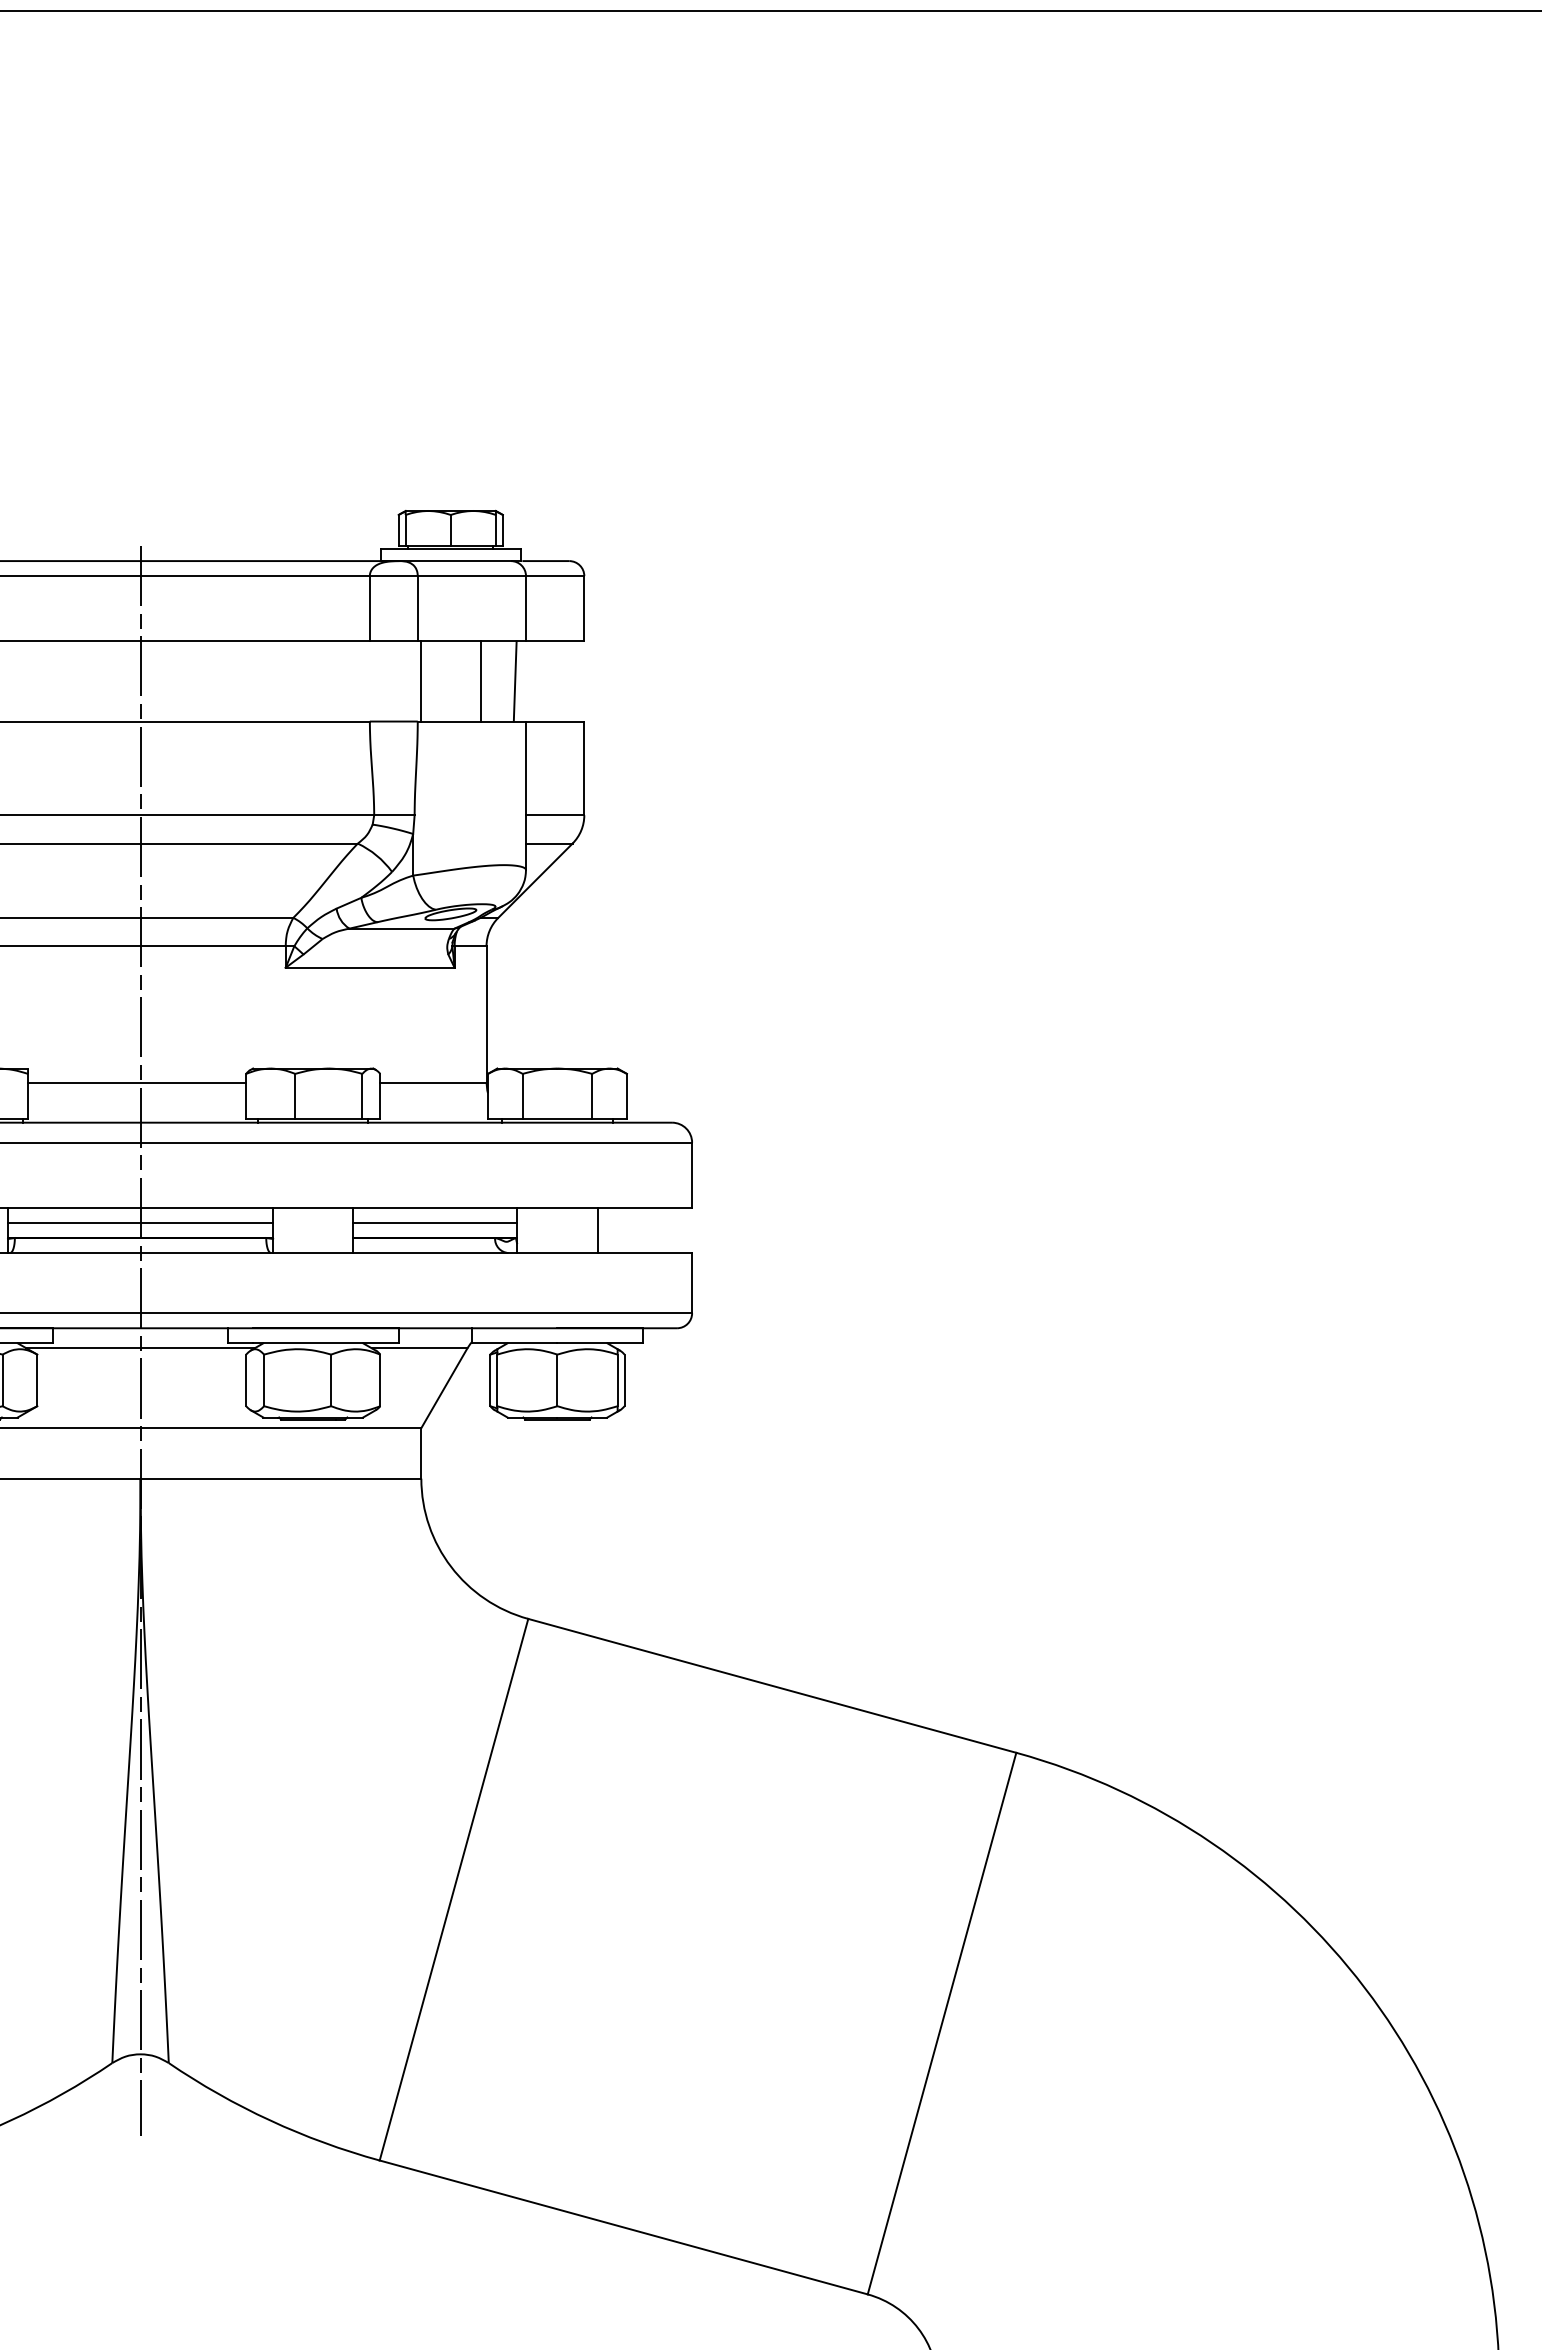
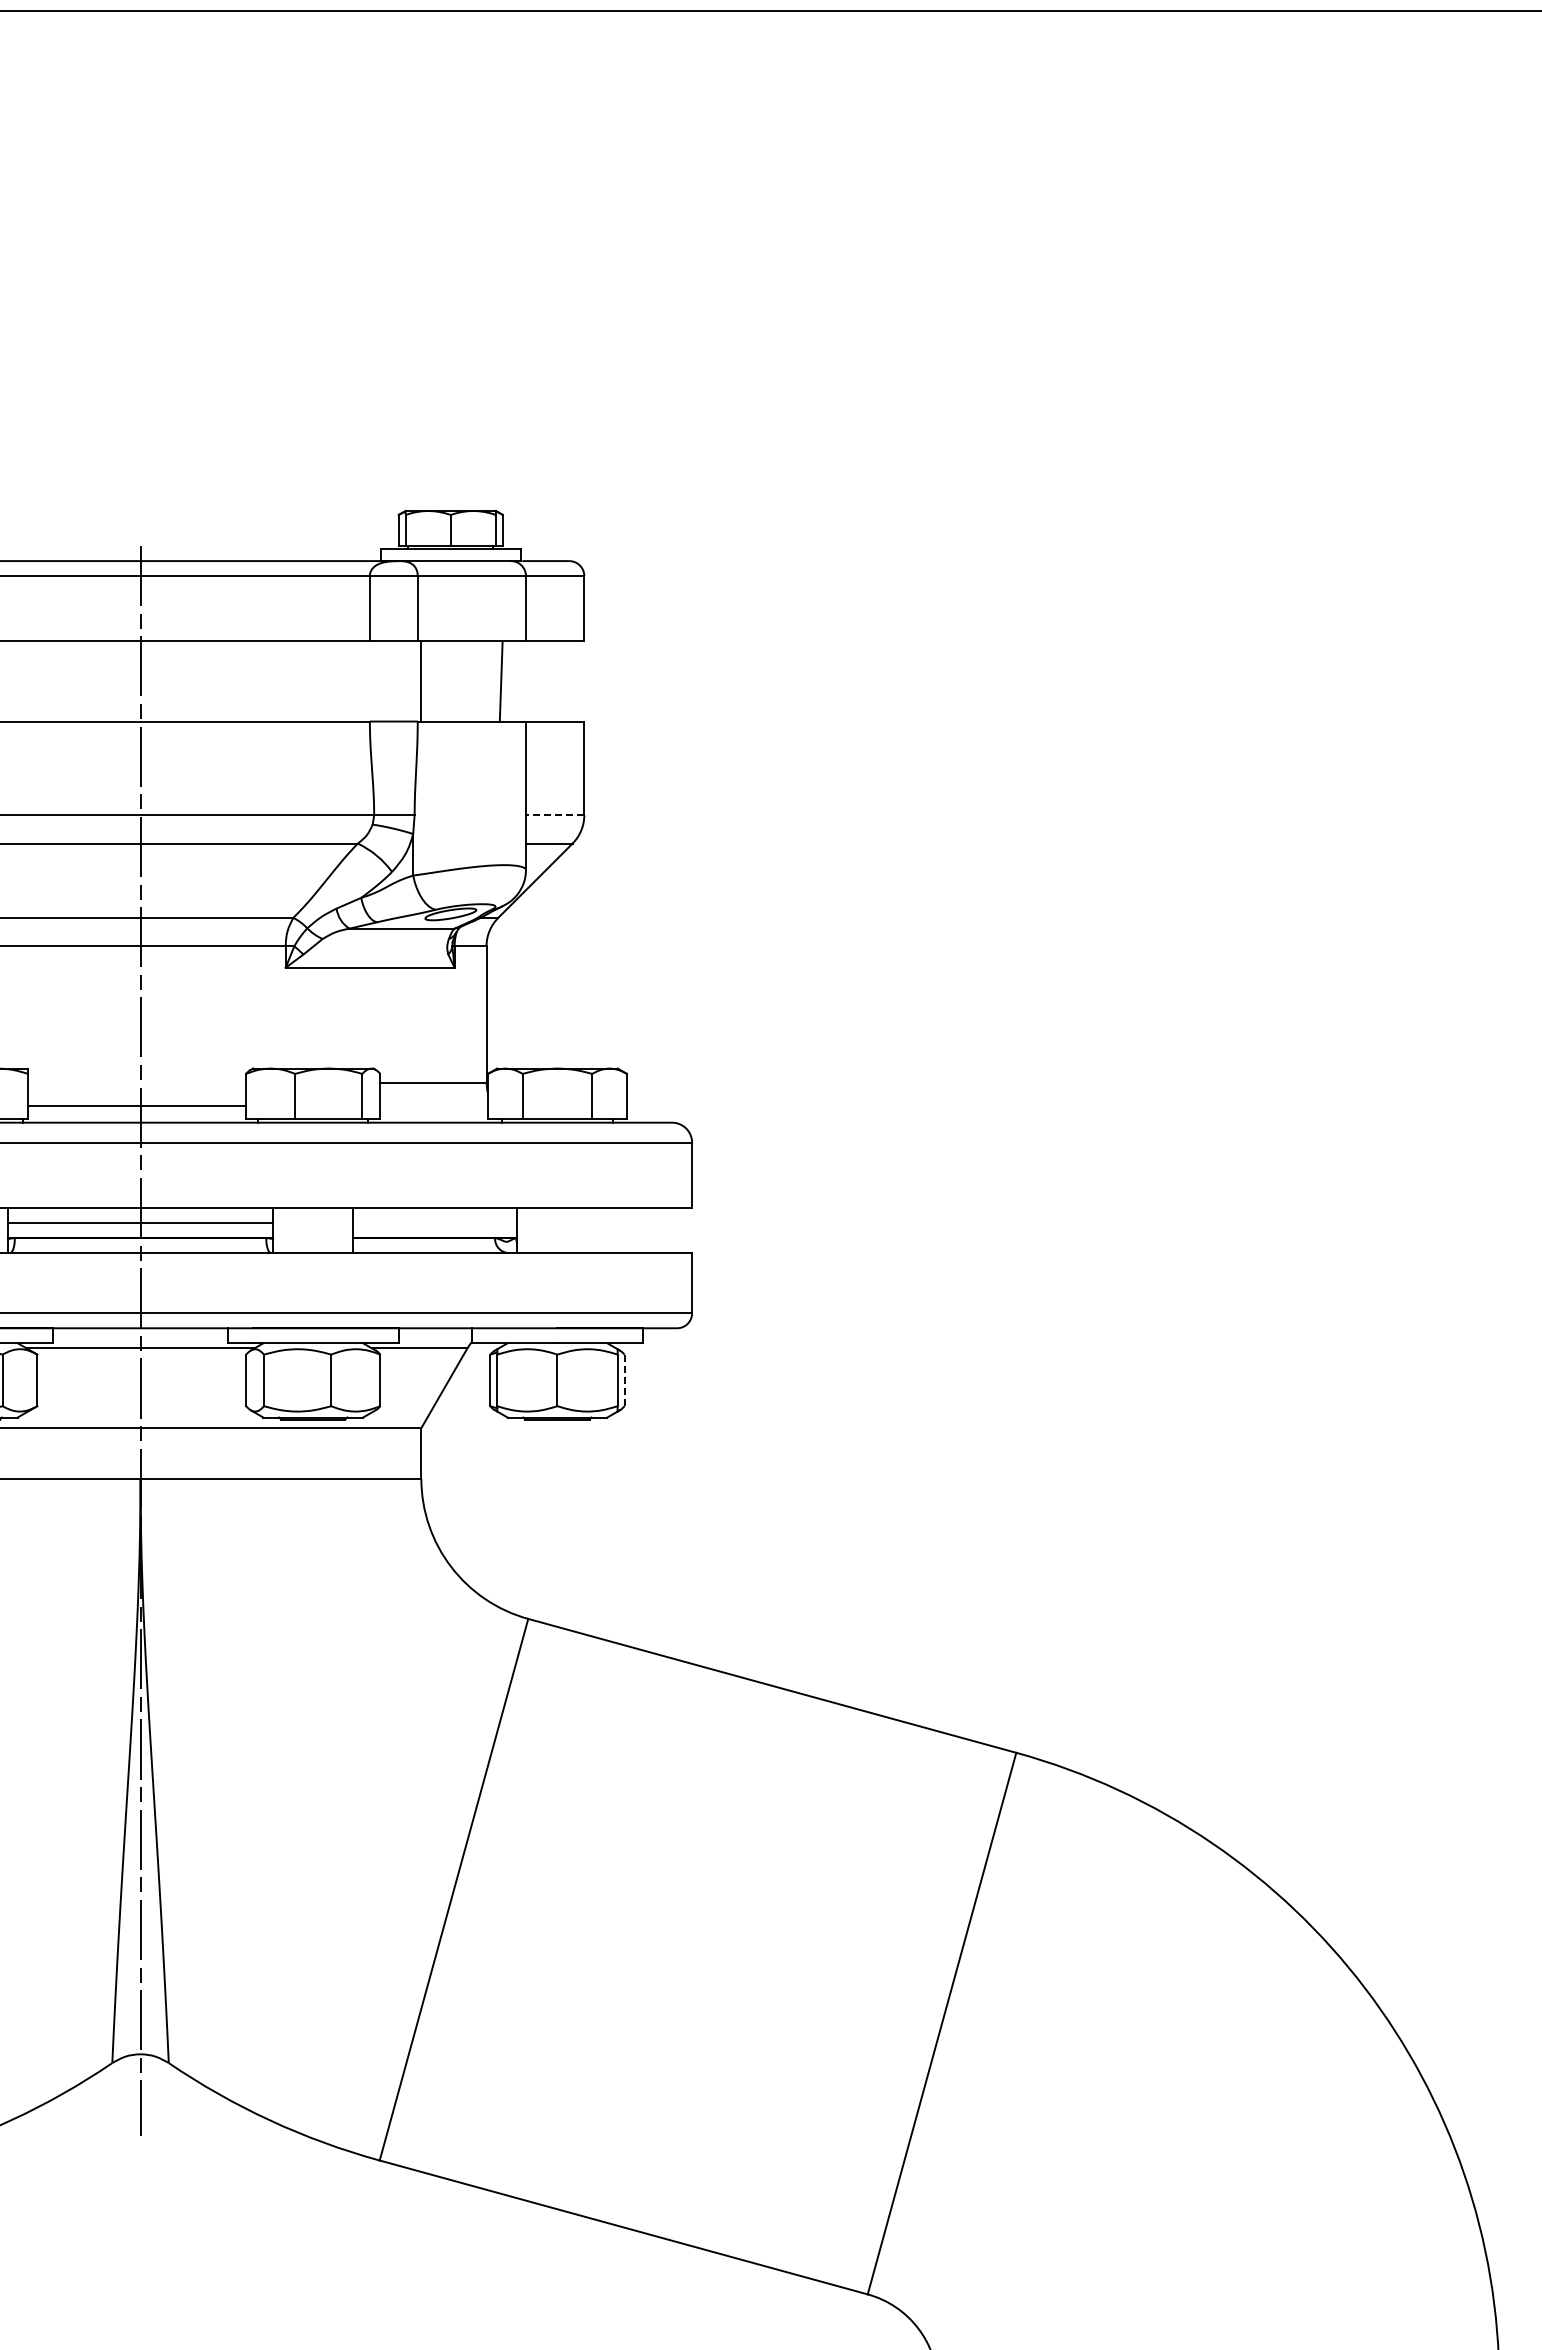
line: present -> none (480, 681)
line position: (514, 681) -> (500, 681) (500, 681)
line: solid -> dashed (554, 815)
line position: (137, 1082) -> (137, 1105) (137, 1105)
line: present -> none (435, 1222)
line: present -> none (597, 1230)
line: solid -> dashed (624, 1380)
